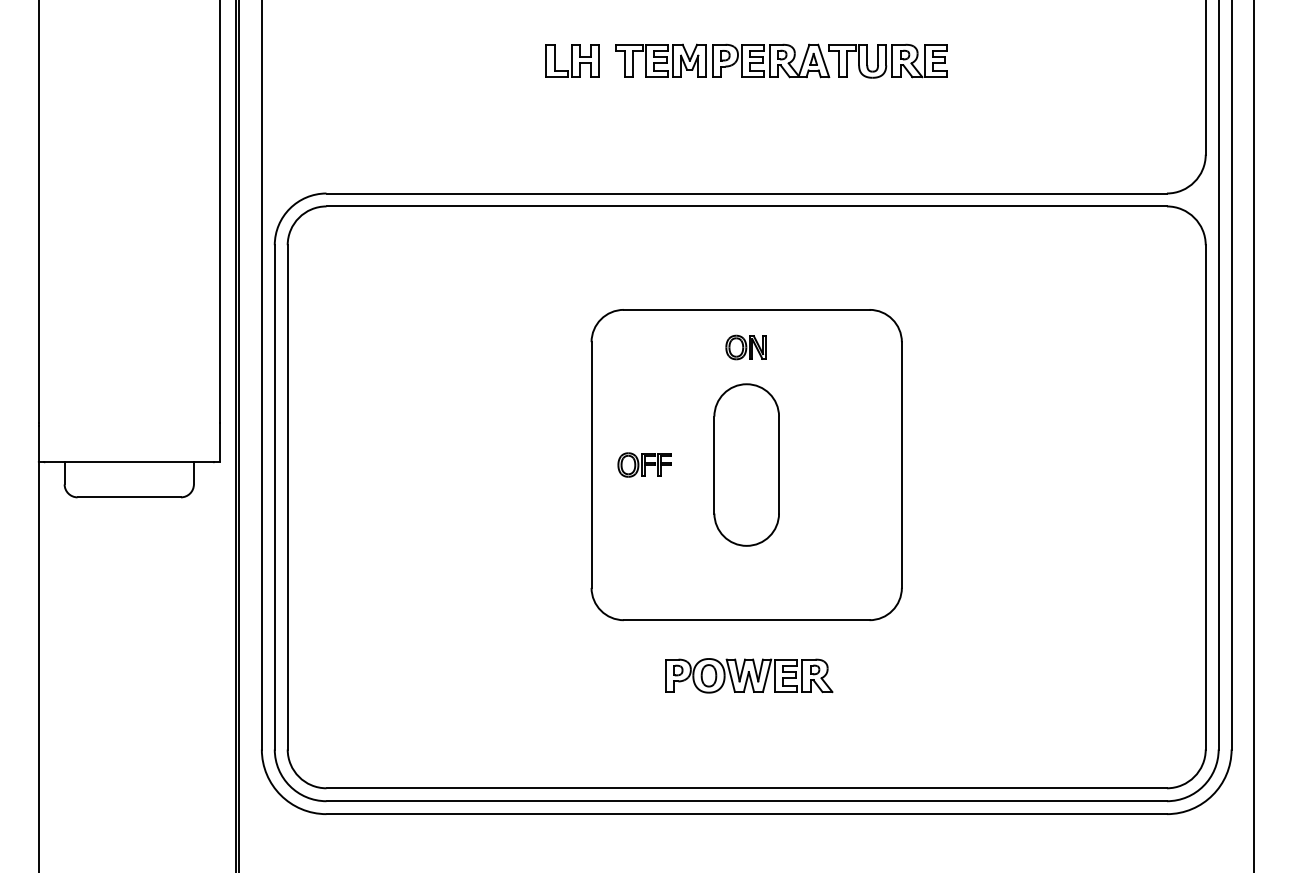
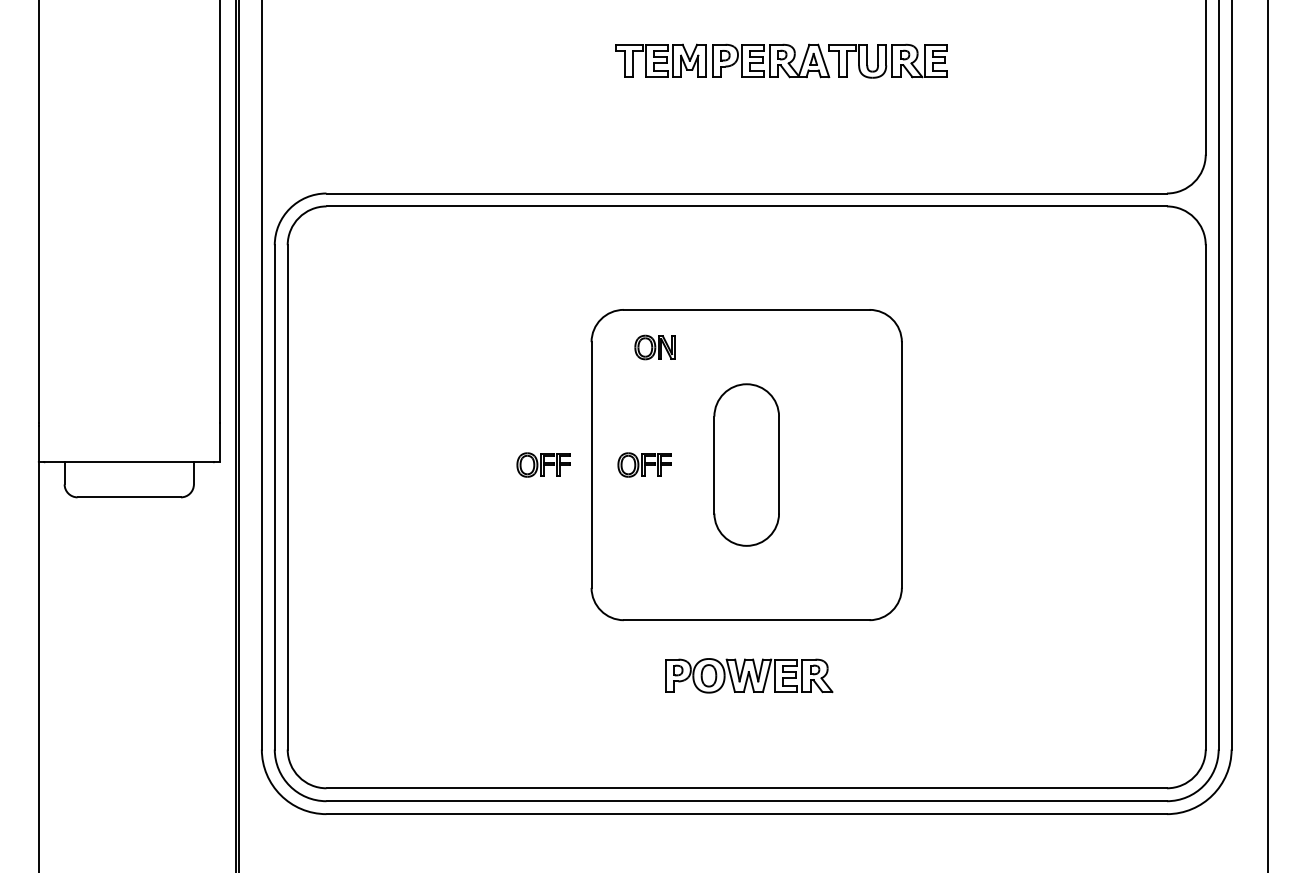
part: present -> none (572, 60)
part position: (745, 347) -> (654, 347) (654, 347)
line position: (1254, 435) -> (1268, 435) (1268, 435)
part: none -> present (543, 464)
